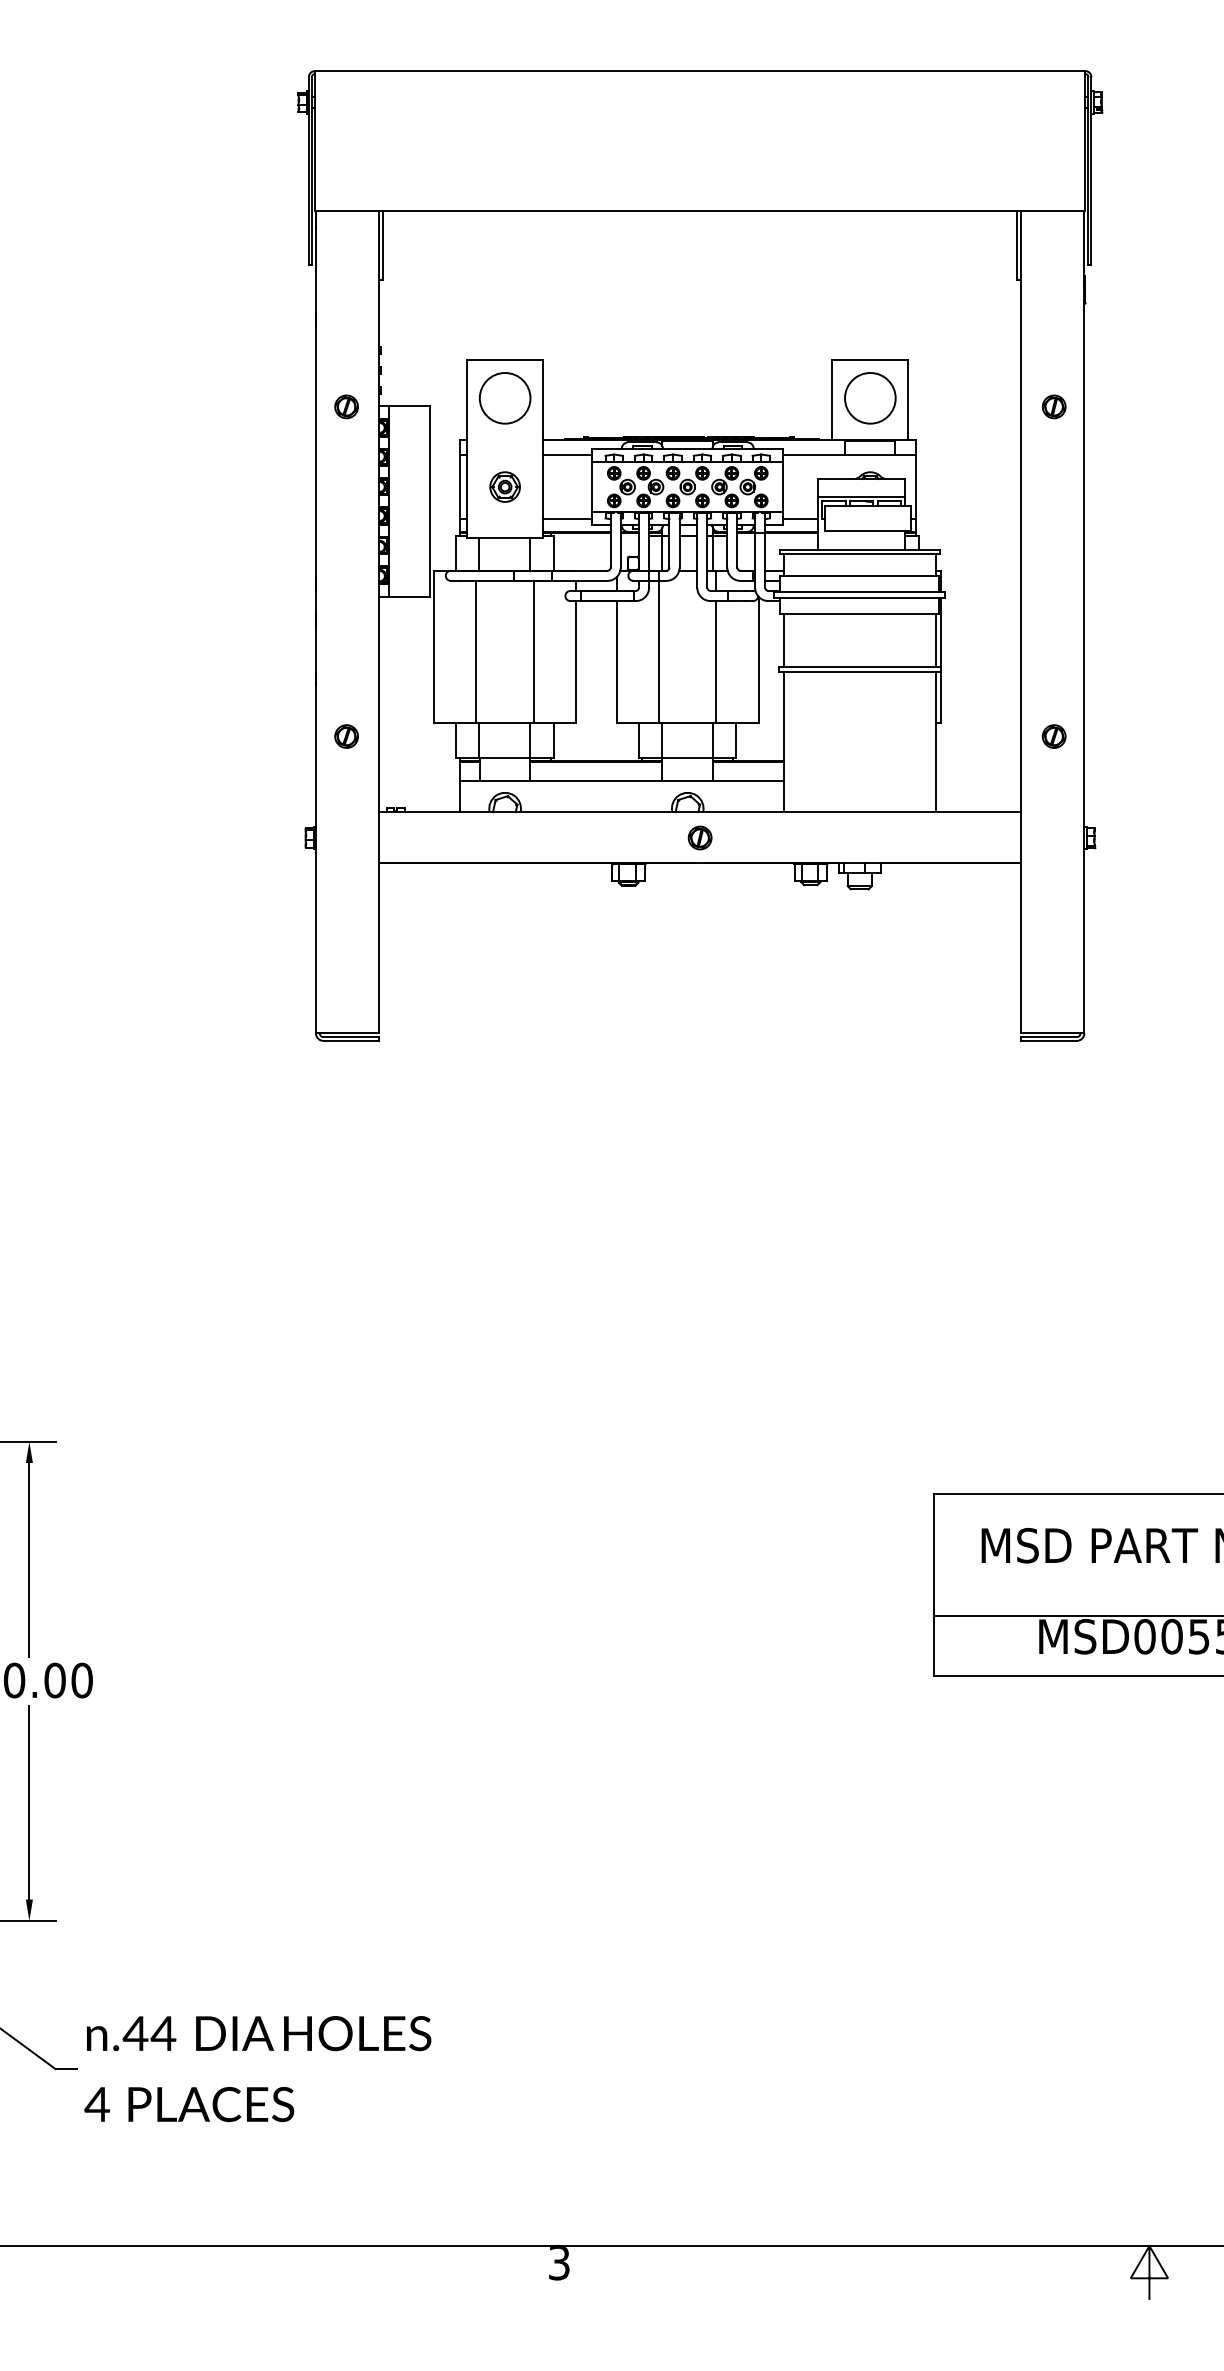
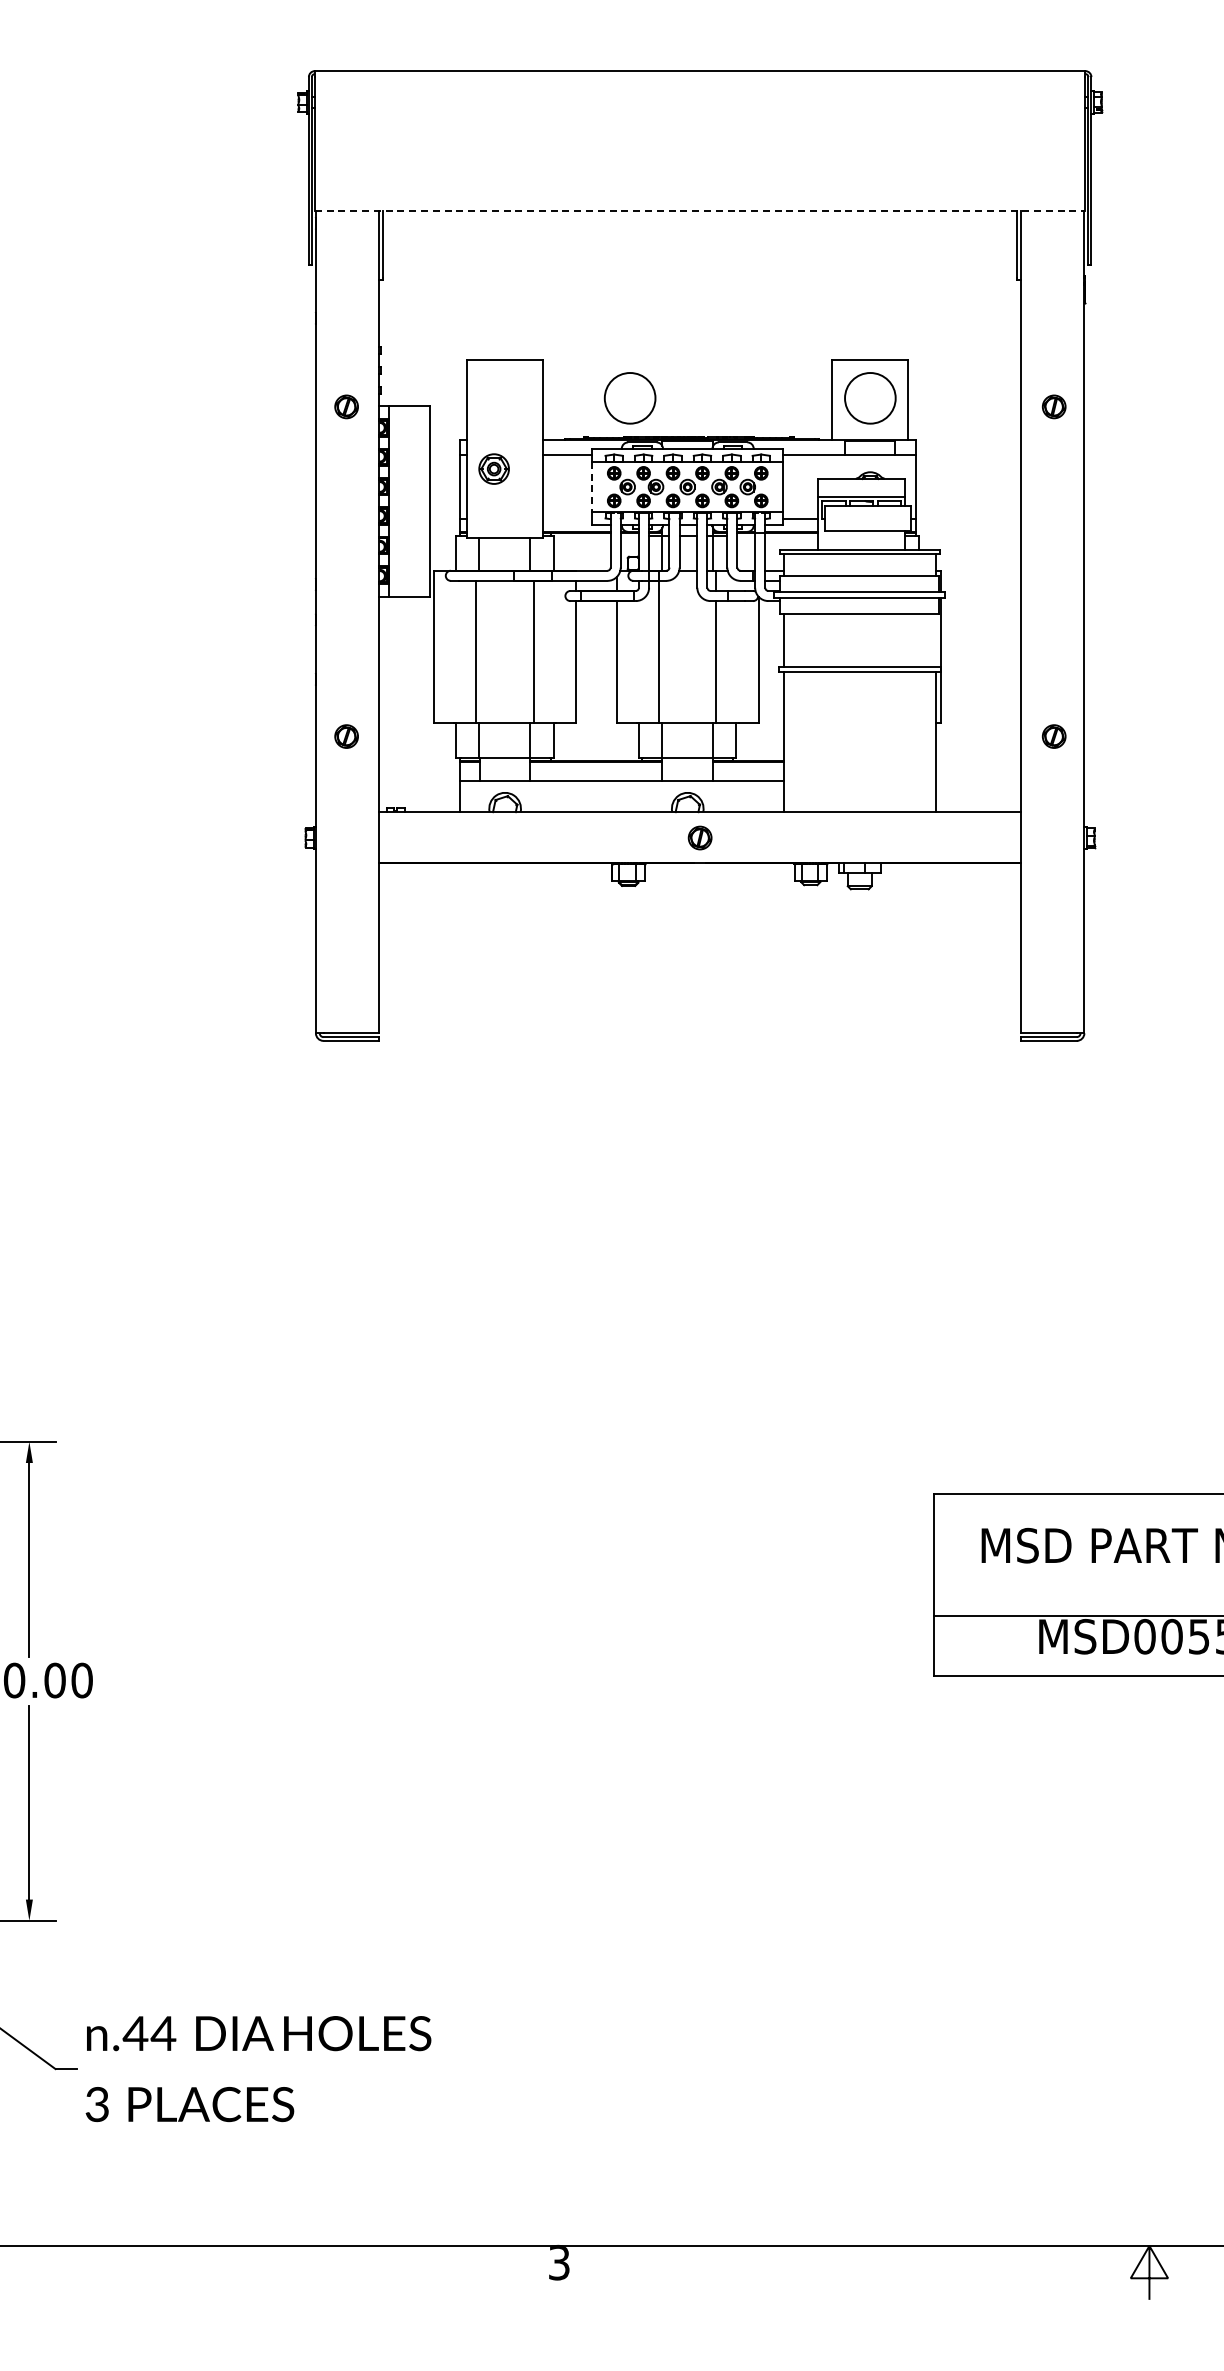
line: solid -> dashed (700, 210)
circle position: (504, 398) -> (629, 398) (629, 398)
part position: (504, 486) -> (493, 468) (493, 468)
line: solid -> dashed (592, 487)
line: present -> none (567, 518)
line: present -> none (935, 640)
text: 4 -> 3 (97, 2104)
